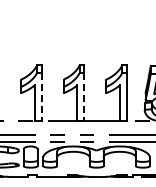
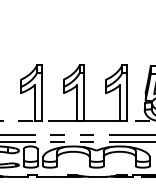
line: dashed -> solid (41, 96)
line: dashed -> solid (84, 96)
